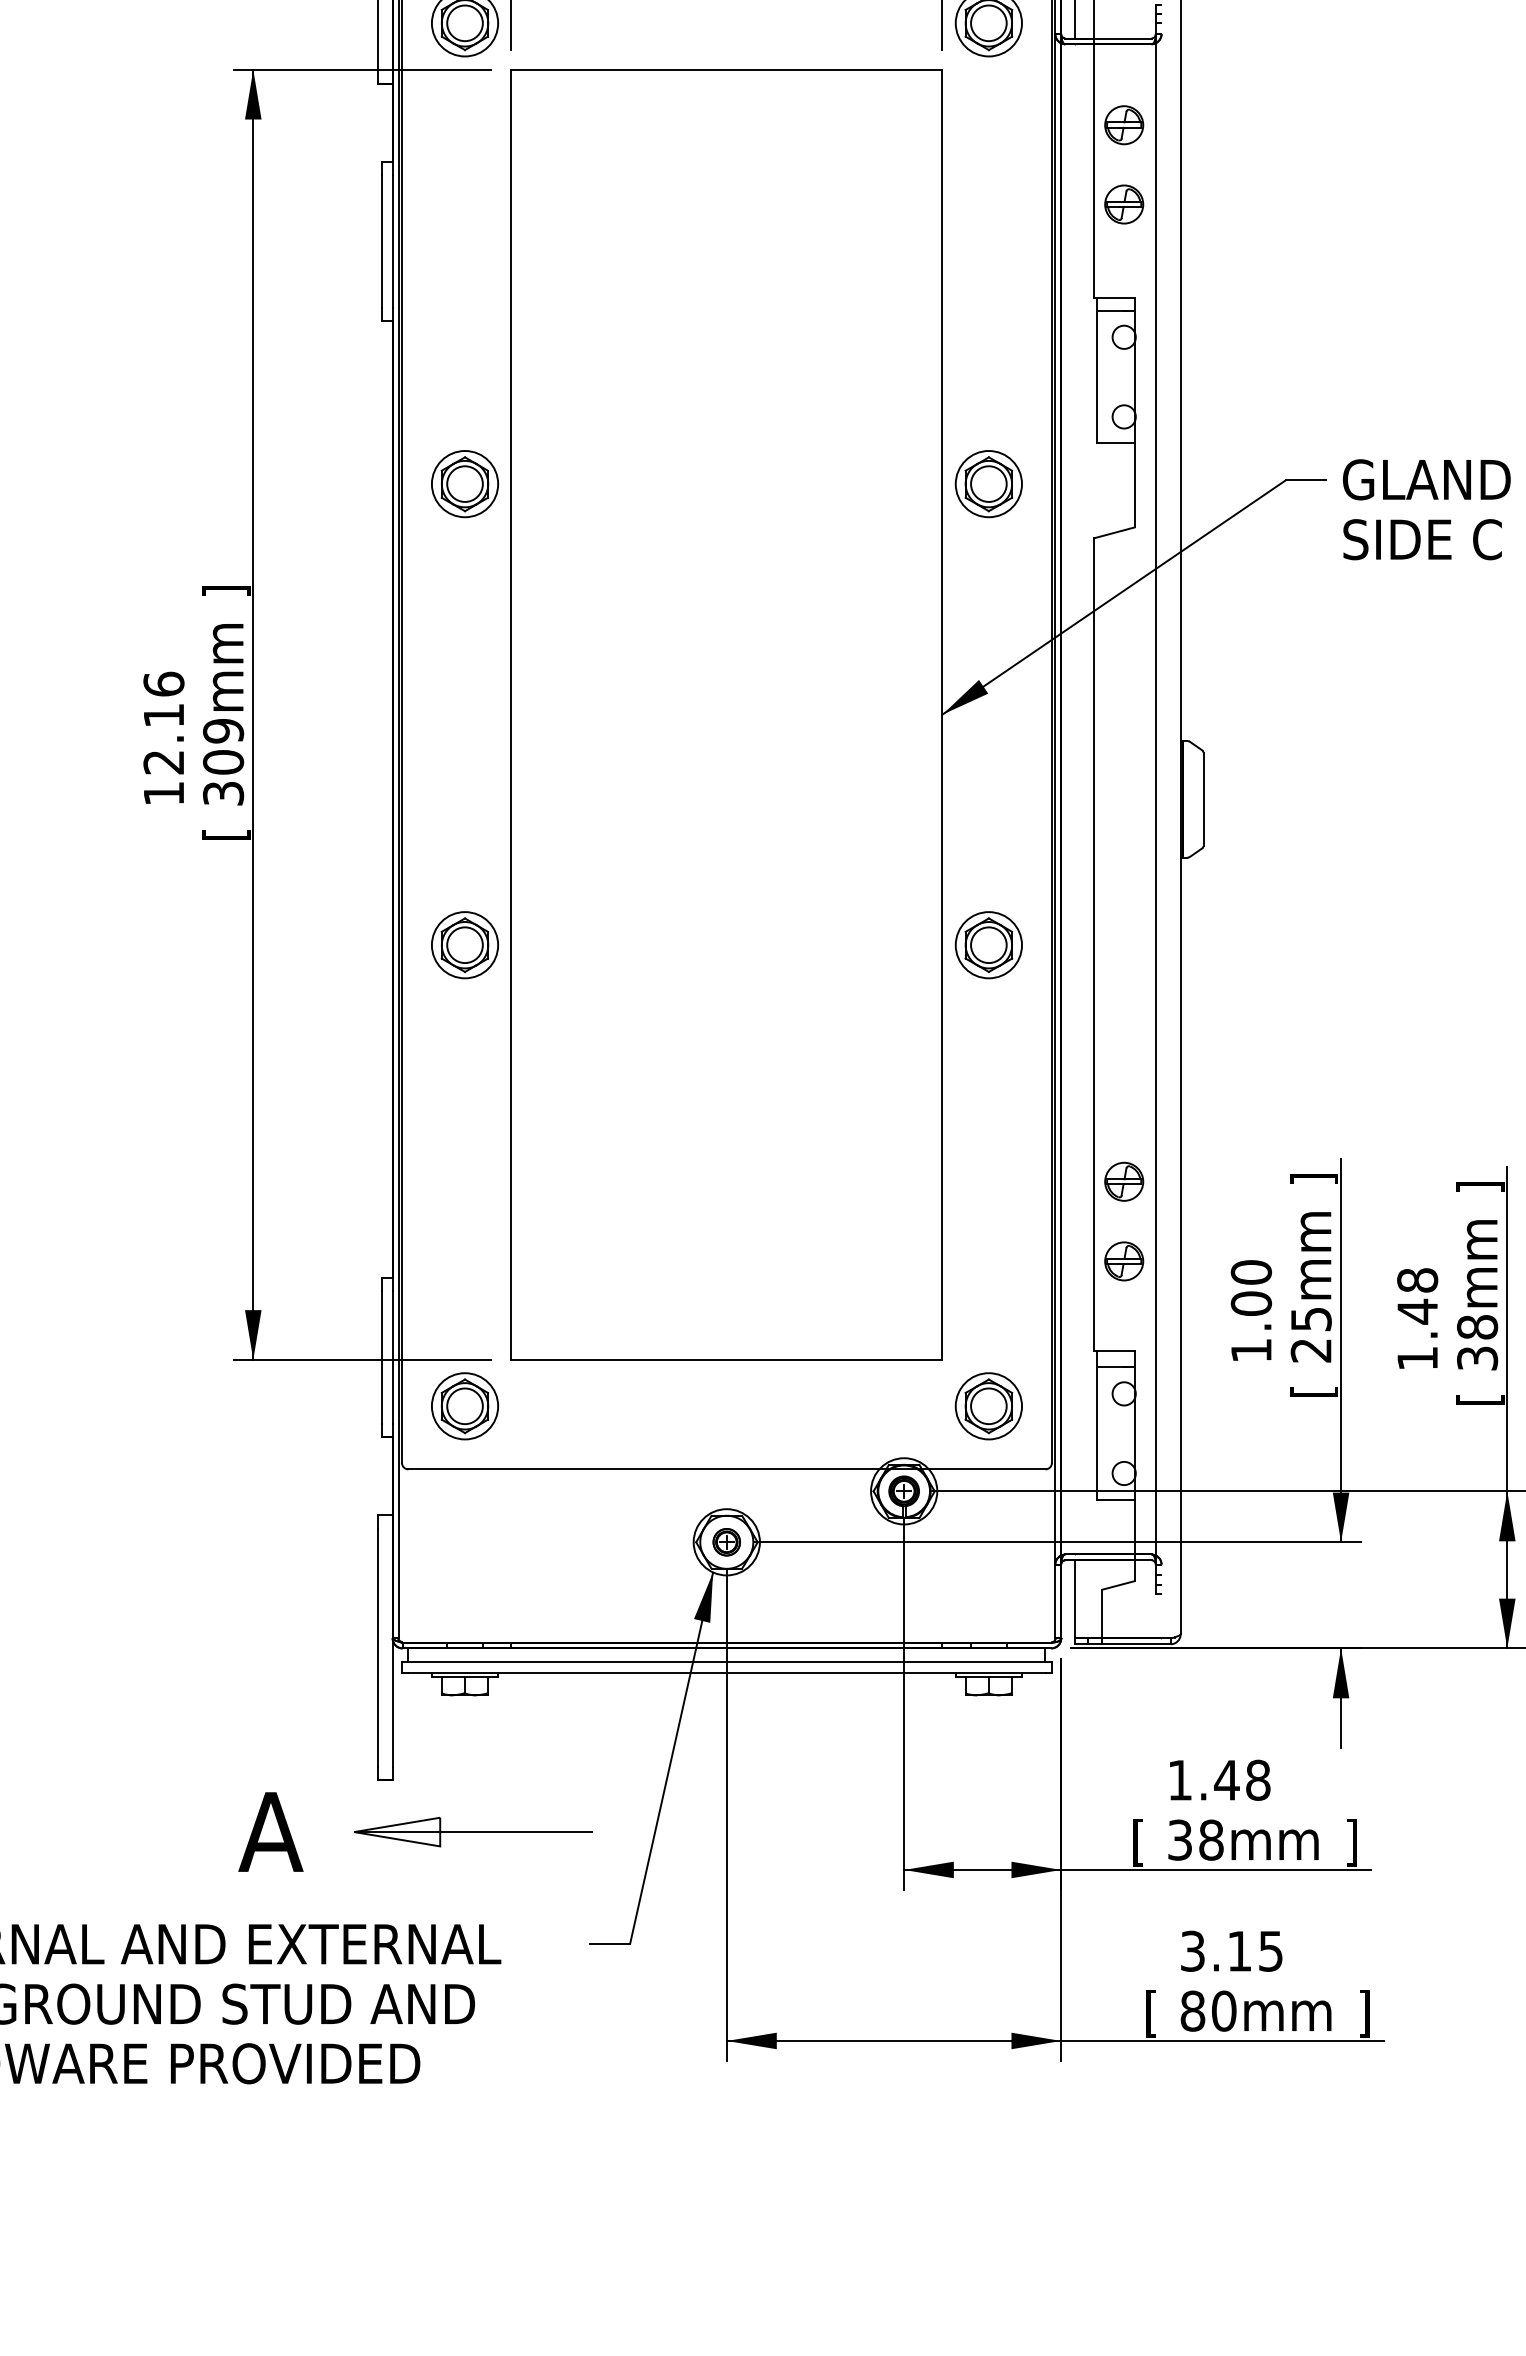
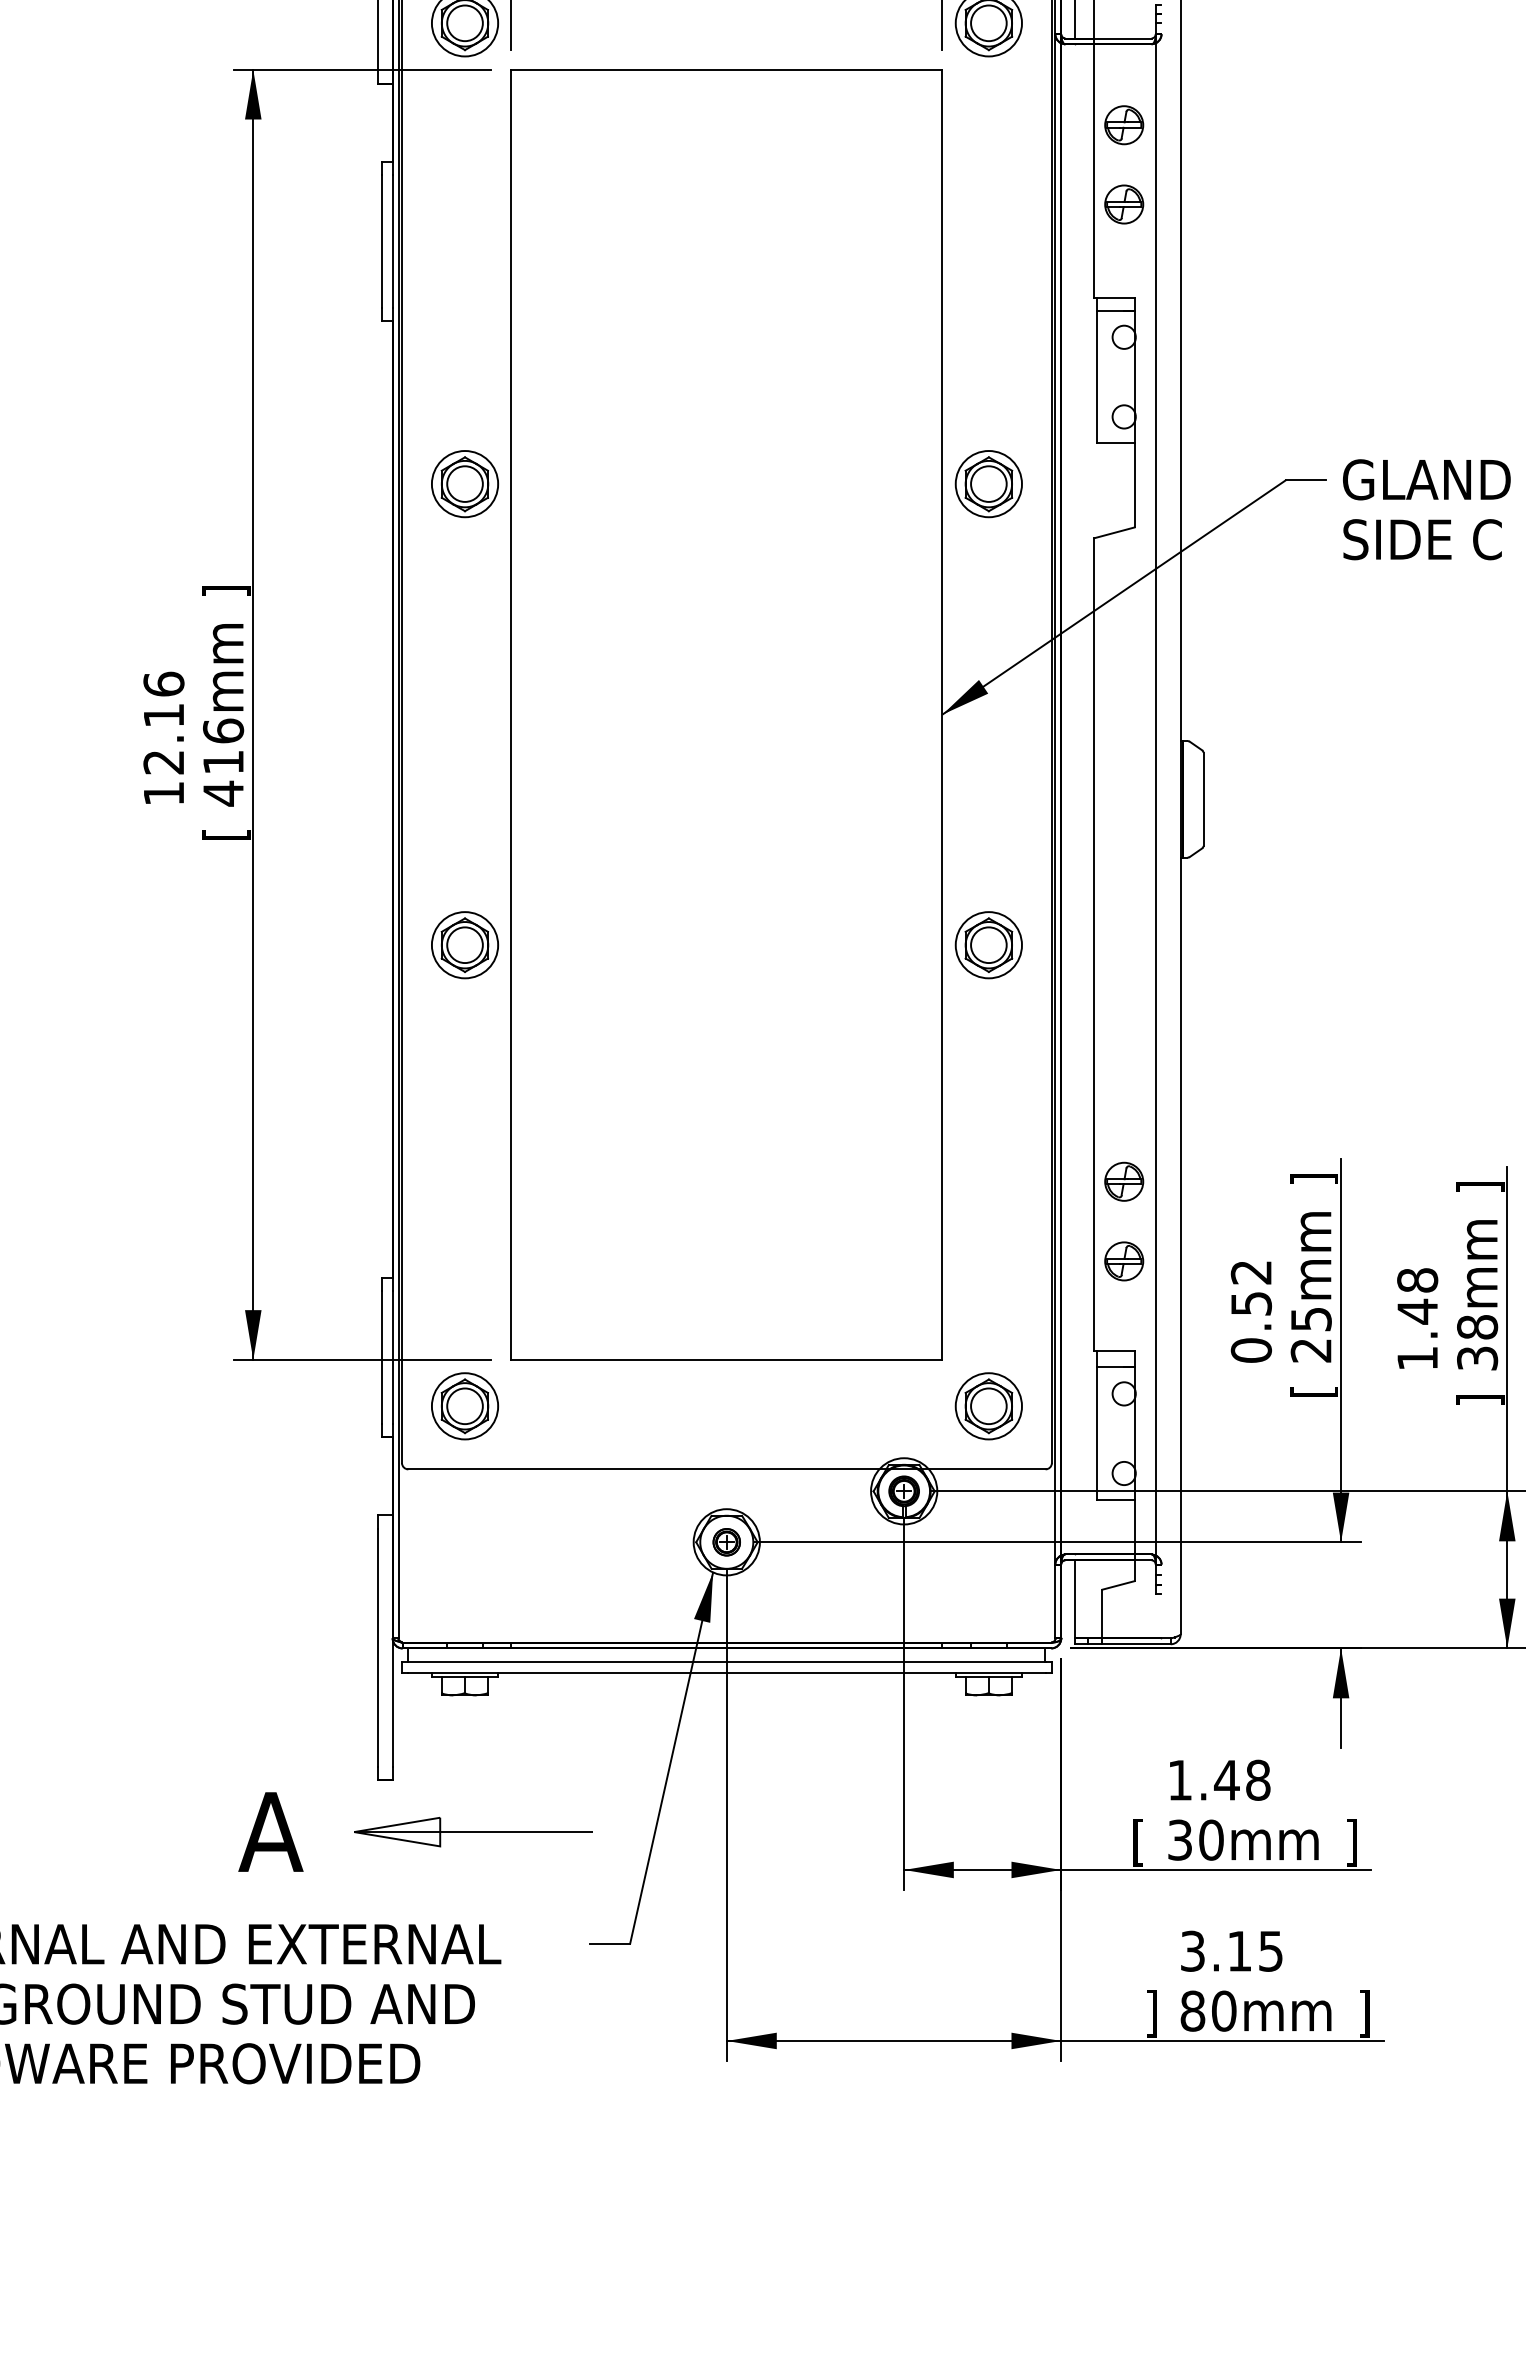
text: 309mm -> 416mm (223, 762)
text: 1.00 -> 0.52 (1251, 1311)
text: [ -> ] (1480, 1399)
text: 38mm -> 30mm (1211, 1839)
text: [ -> ] (1151, 2013)
